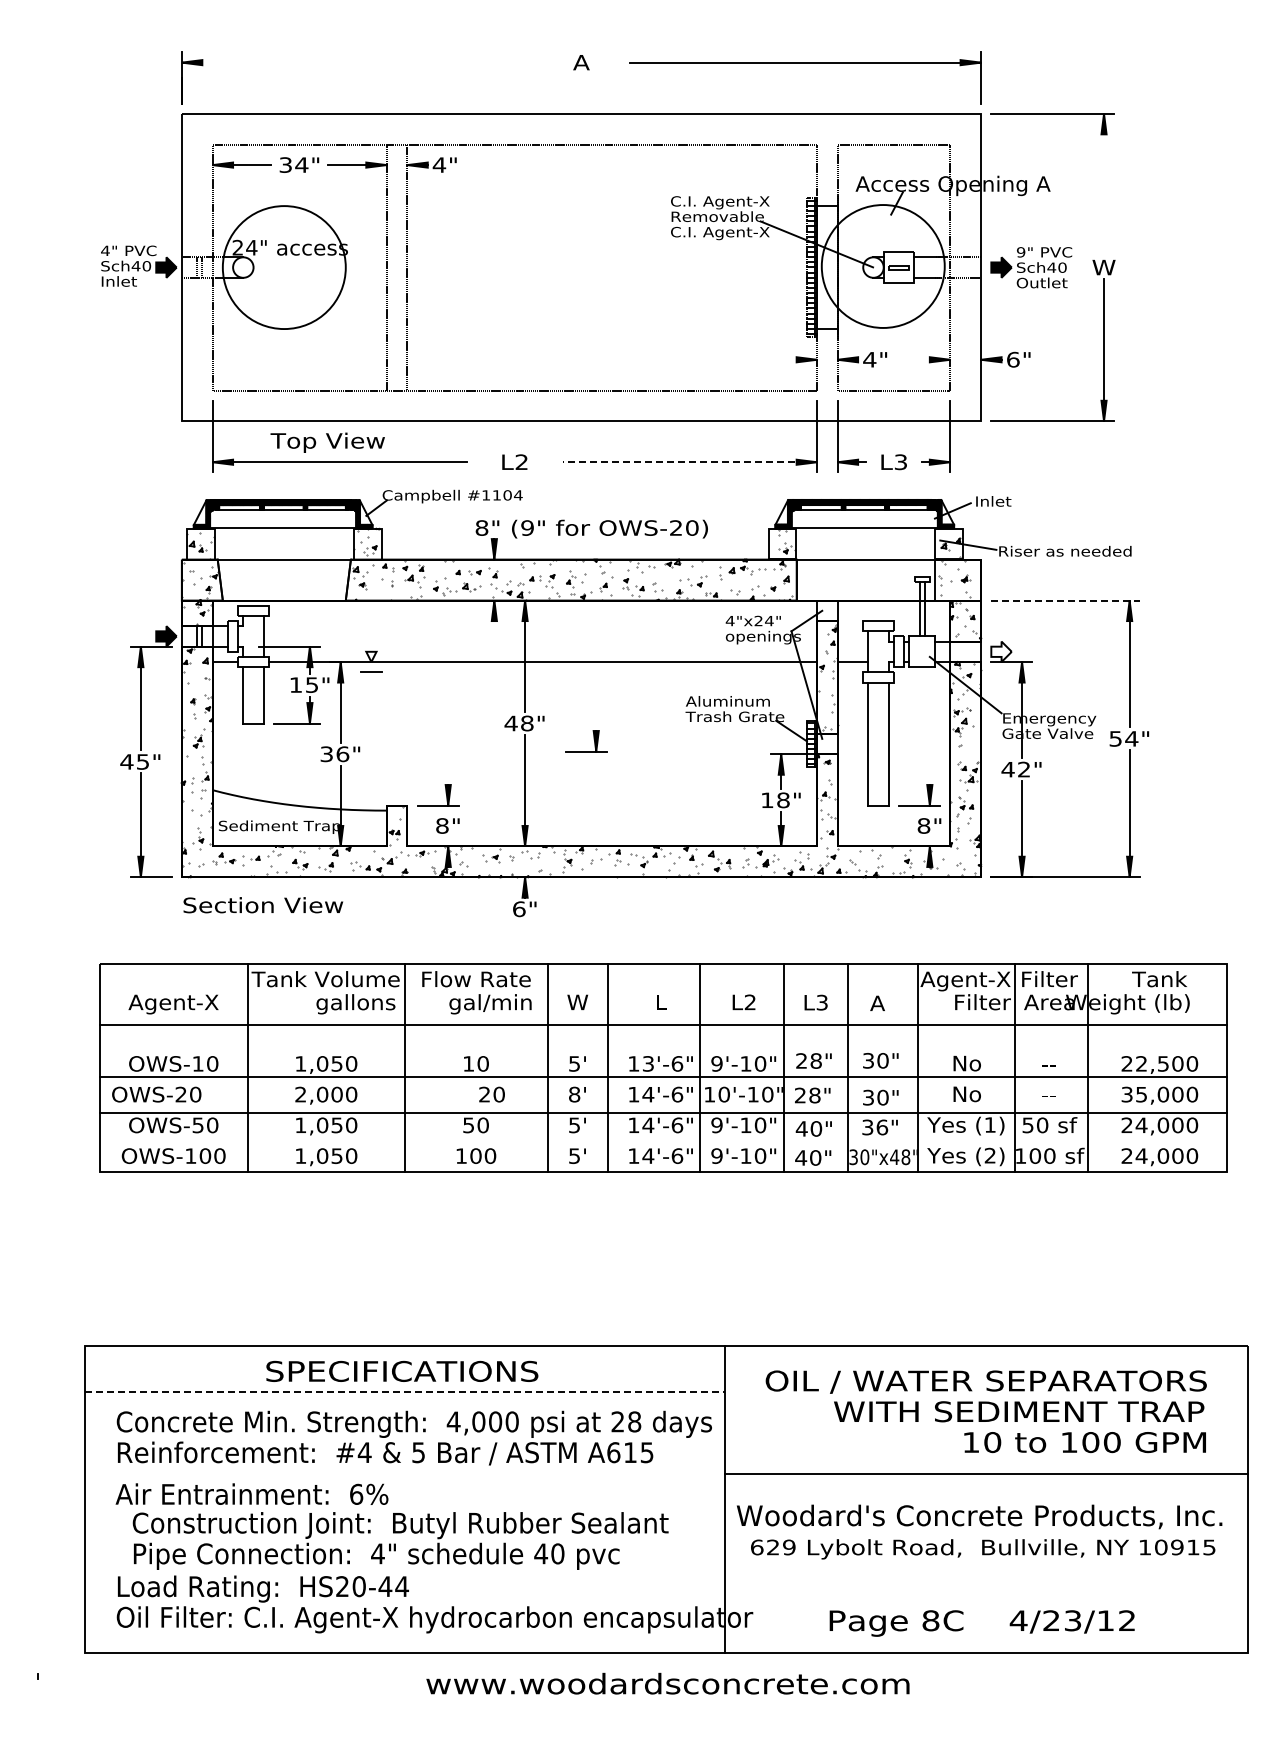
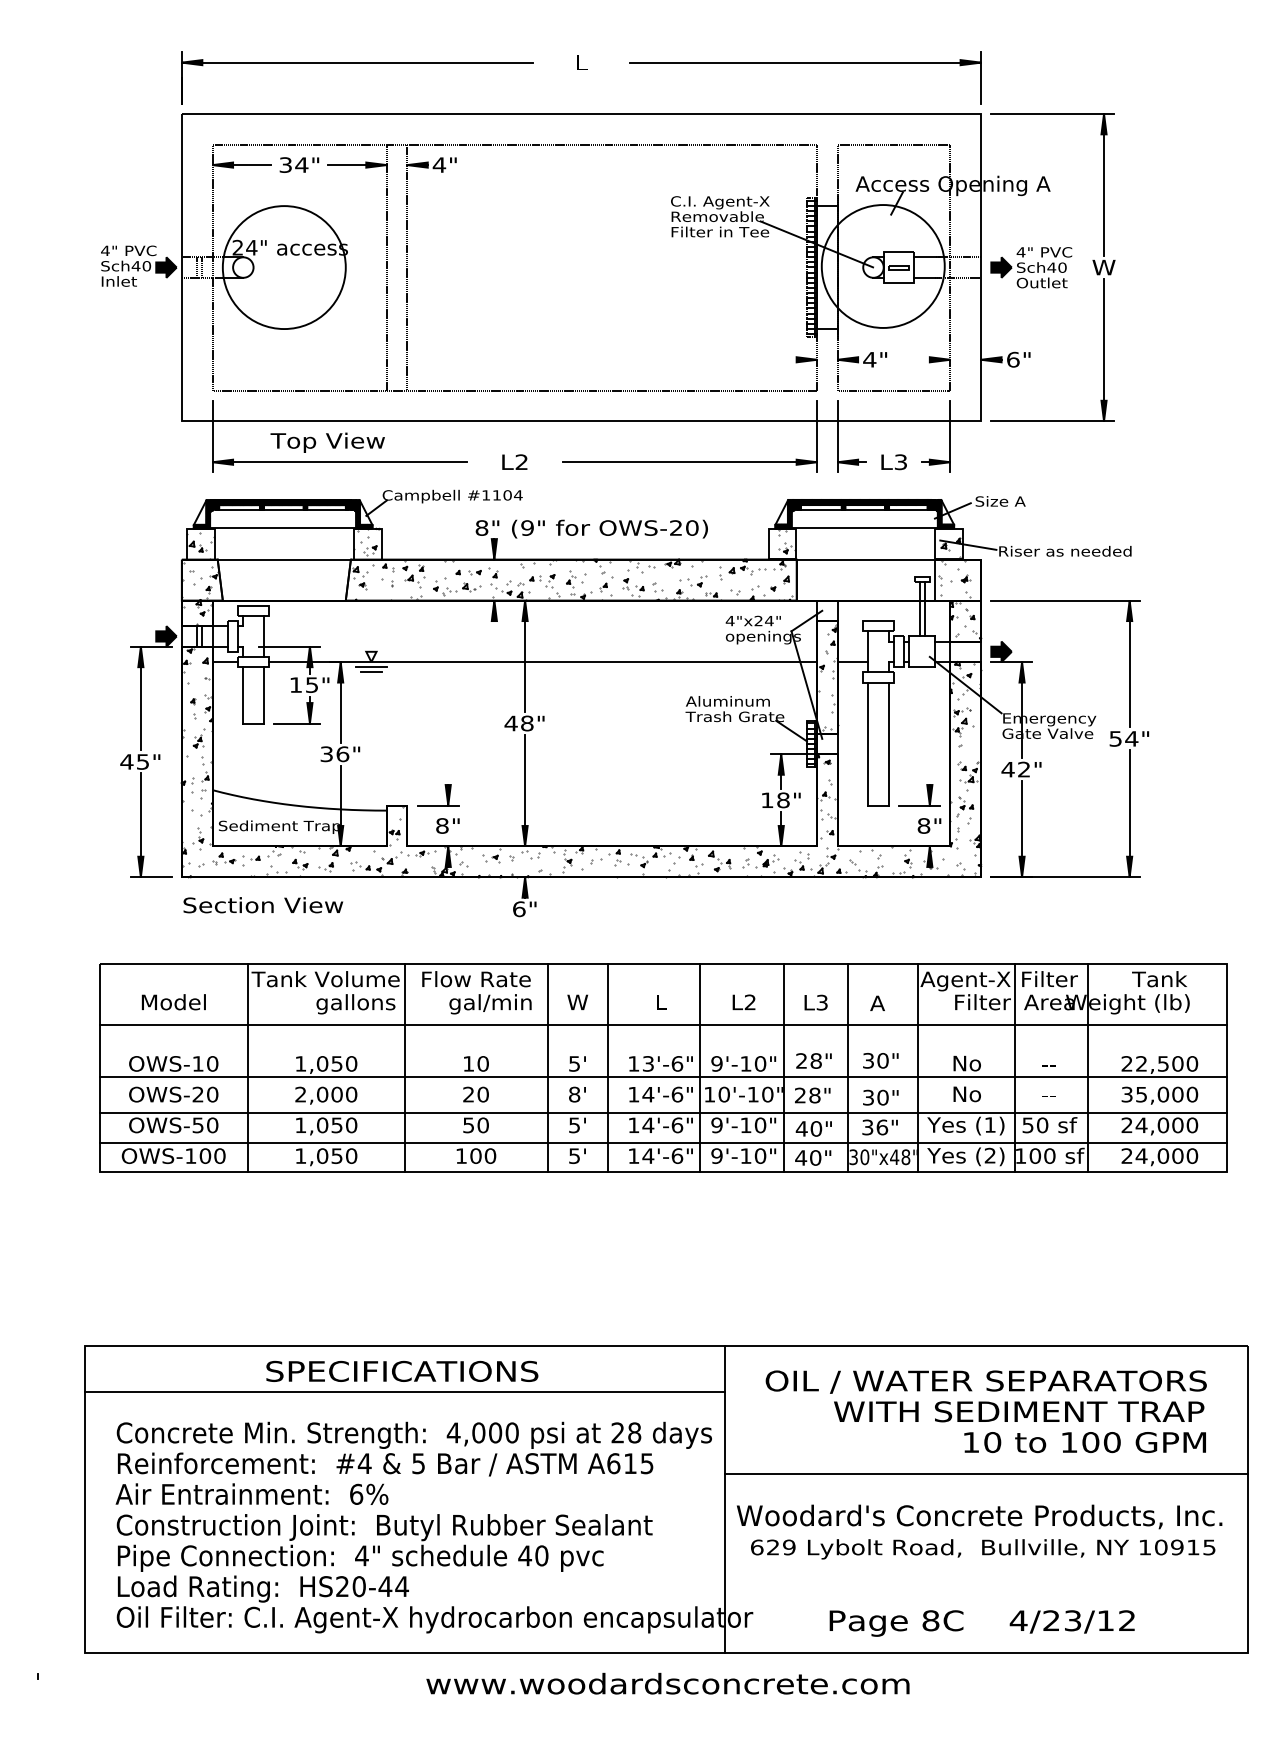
line: none -> present (357, 62)
text: A -> L (581, 62)
line: none -> present (1104, 184)
text: C.I. Agent-X -> Filter in Tee (720, 233)
text: 9" -> 4" (1020, 252)
line: dashed -> solid (689, 462)
text: Inlet -> Size A (1000, 501)
line: dashed -> solid (1066, 600)
fill: none -> present (1001, 651)
line: none -> present (371, 667)
part: present -> none (593, 739)
text: Agent-X -> Model (173, 1004)
text position: (156, 1094) -> (173, 1094) (173, 1094)
text position: (491, 1094) -> (475, 1094) (475, 1094)
line: none -> present (663, 1143)
line: dashed -> solid (405, 1391)
text position: (413, 1437) -> (413, 1448) (413, 1448)
text position: (400, 1540) -> (384, 1542) (384, 1542)
